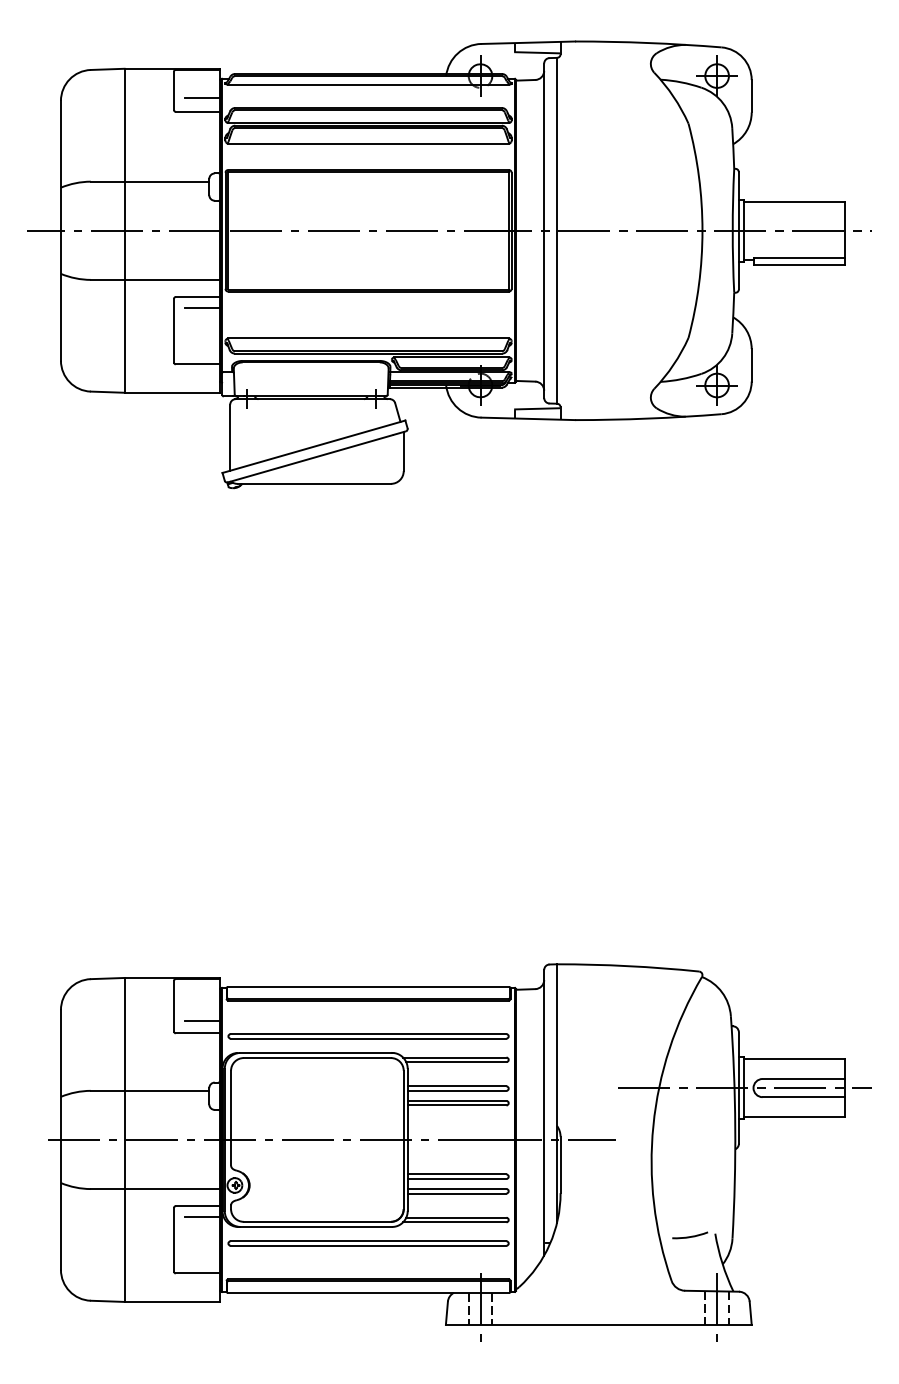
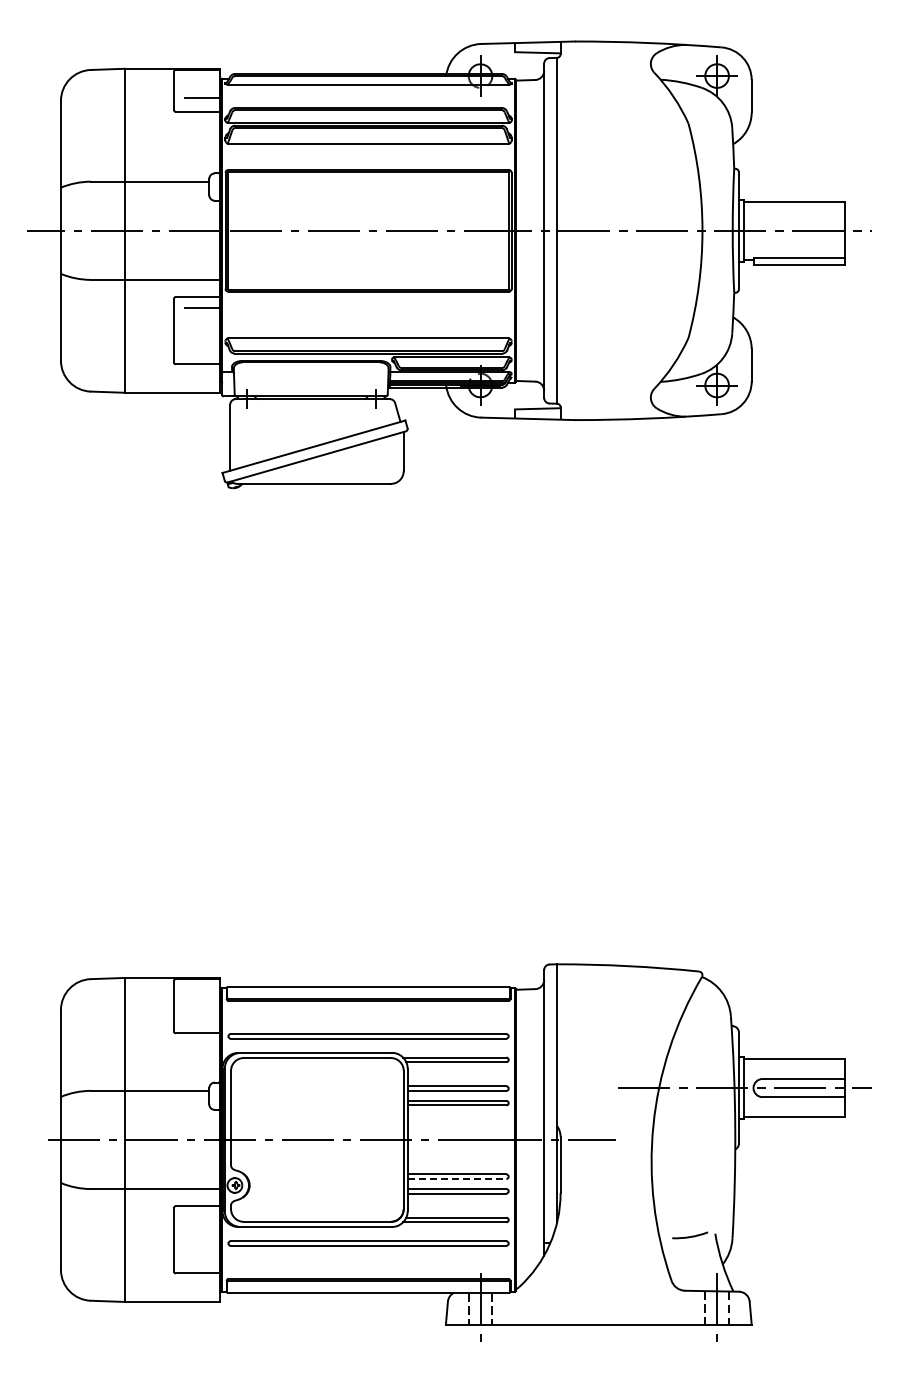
line: present -> none (202, 1020)
line: solid -> dashed (457, 1178)
line: present -> none (202, 1217)
